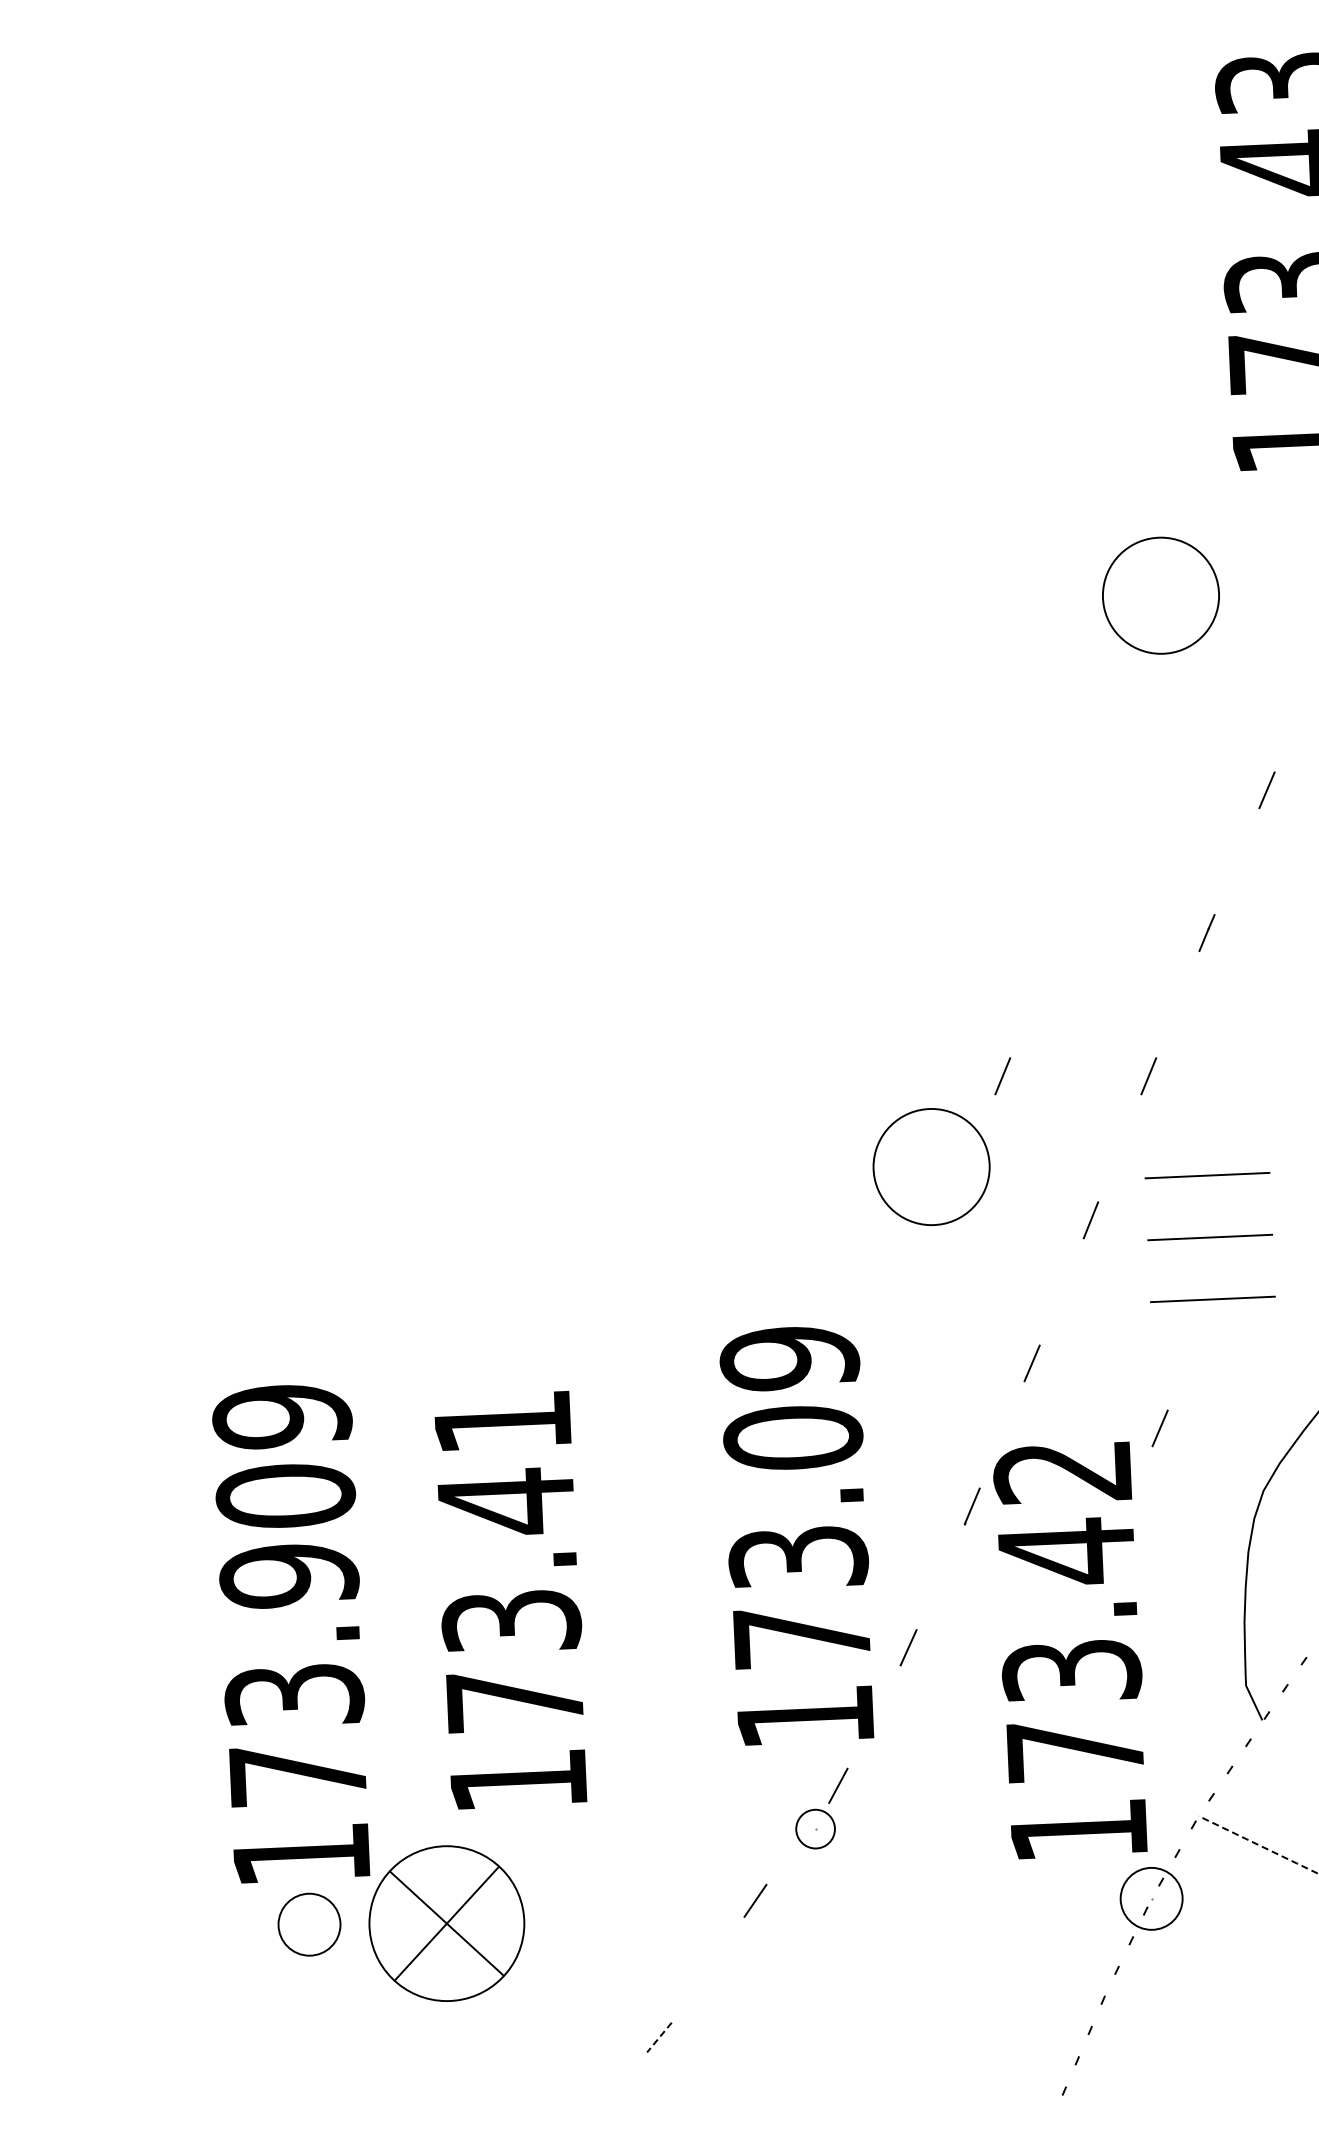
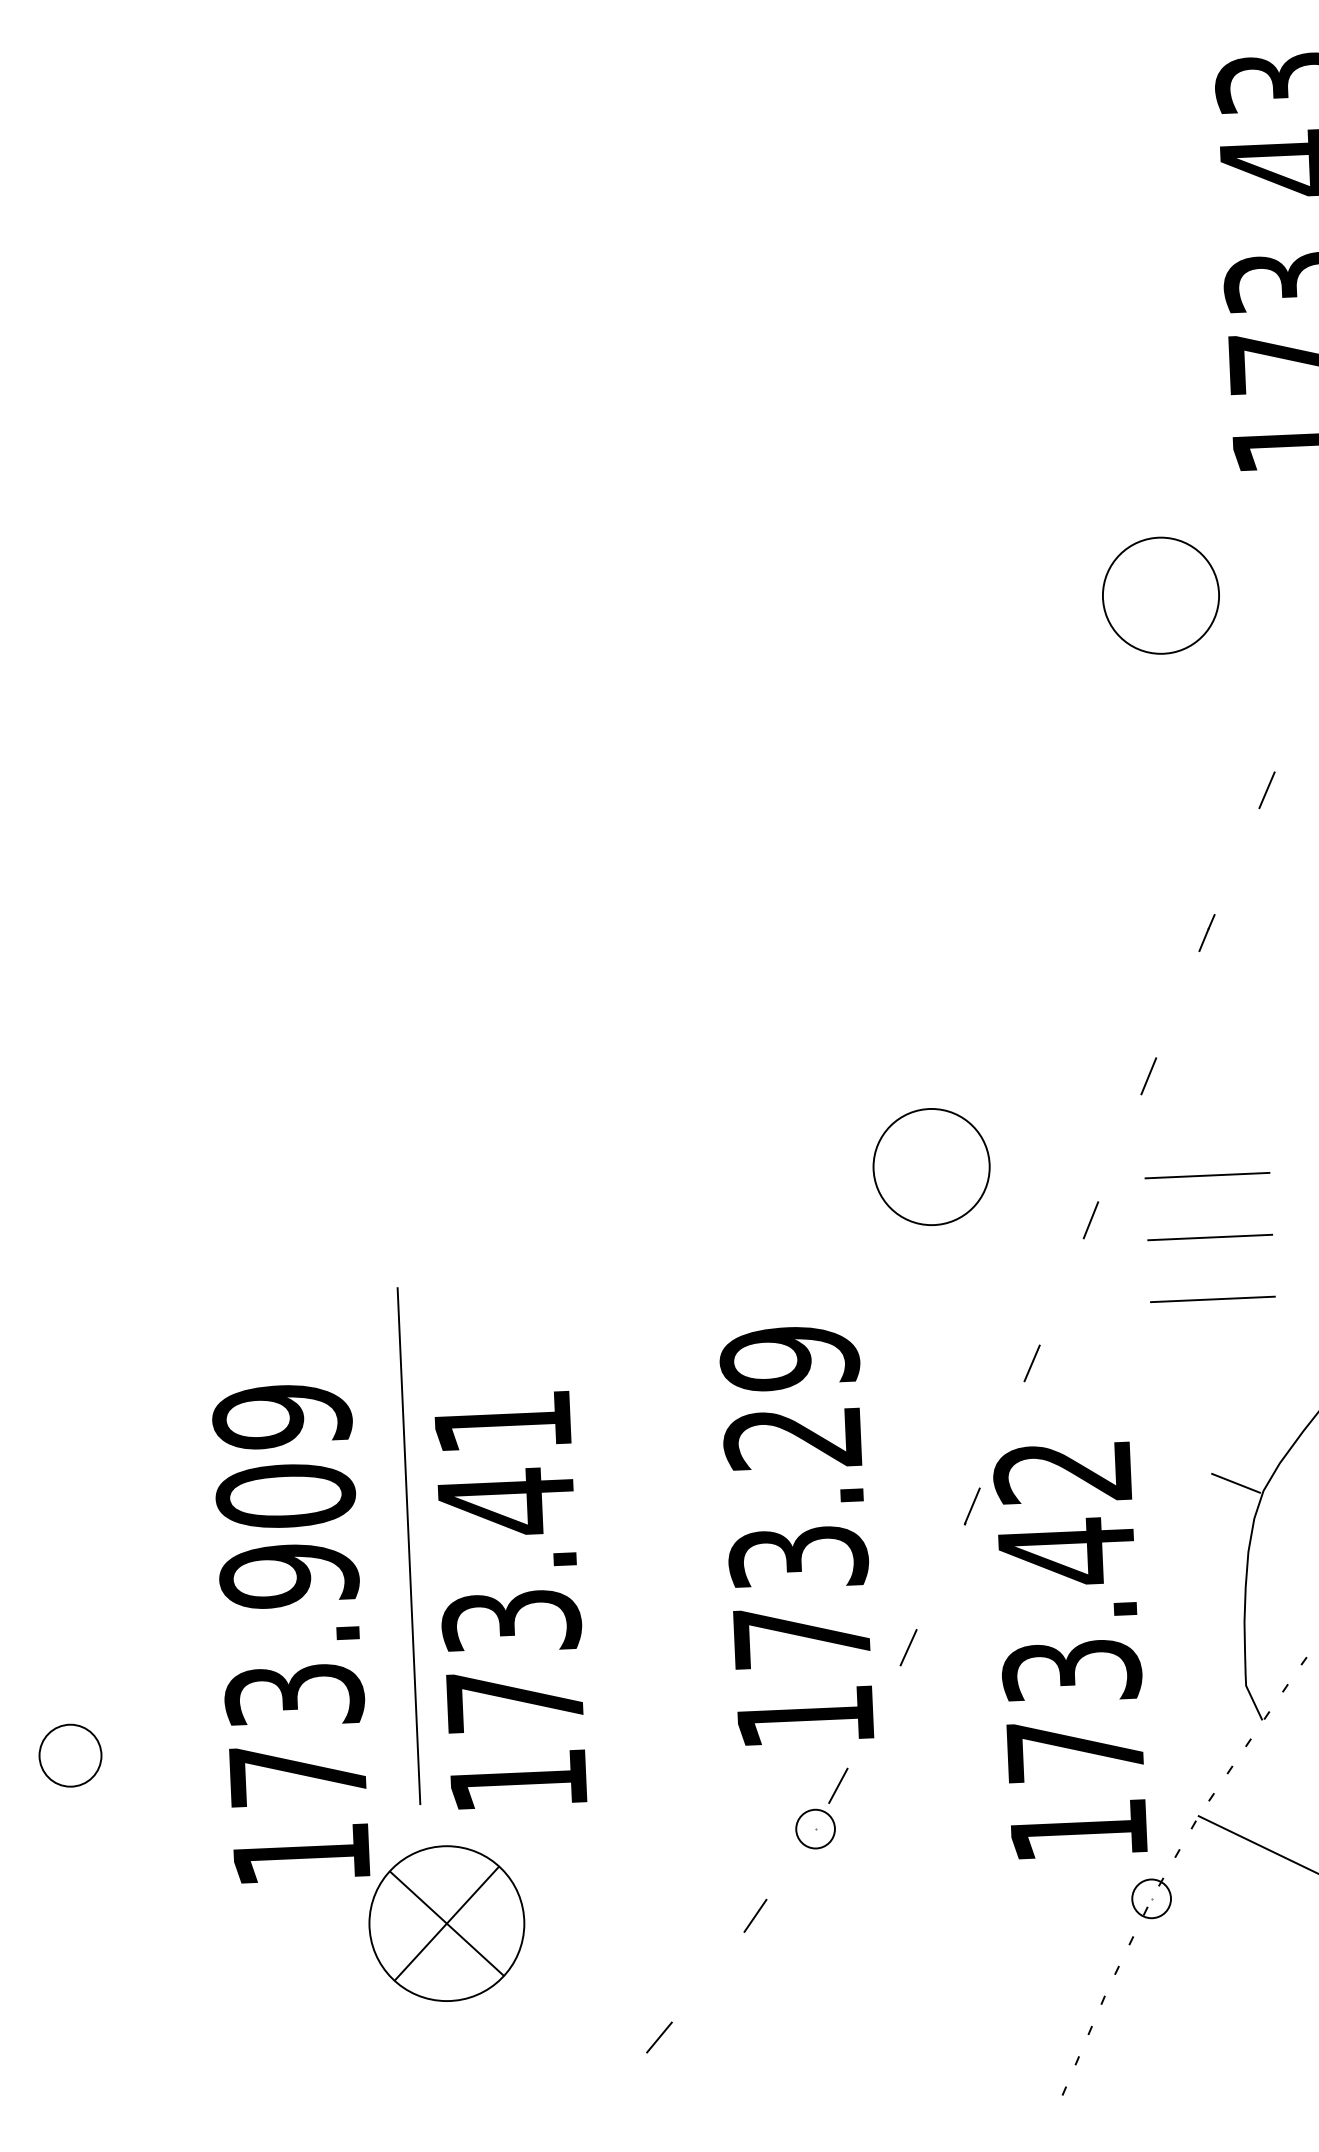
line: present -> none (1002, 1076)
line: present -> none (1159, 1428)
text: 173.09 -> 173.29 (793, 1438)
line: none -> present (1235, 1482)
line: none -> present (408, 1546)
line: dashed -> solid (1258, 1844)
circle diameter: 62 px -> 39 px (1151, 1898)
line position: (755, 1900) -> (755, 1915) (755, 1915)
part position: (309, 1924) -> (70, 1755) (70, 1755)
line: dashed -> solid (659, 2037)
